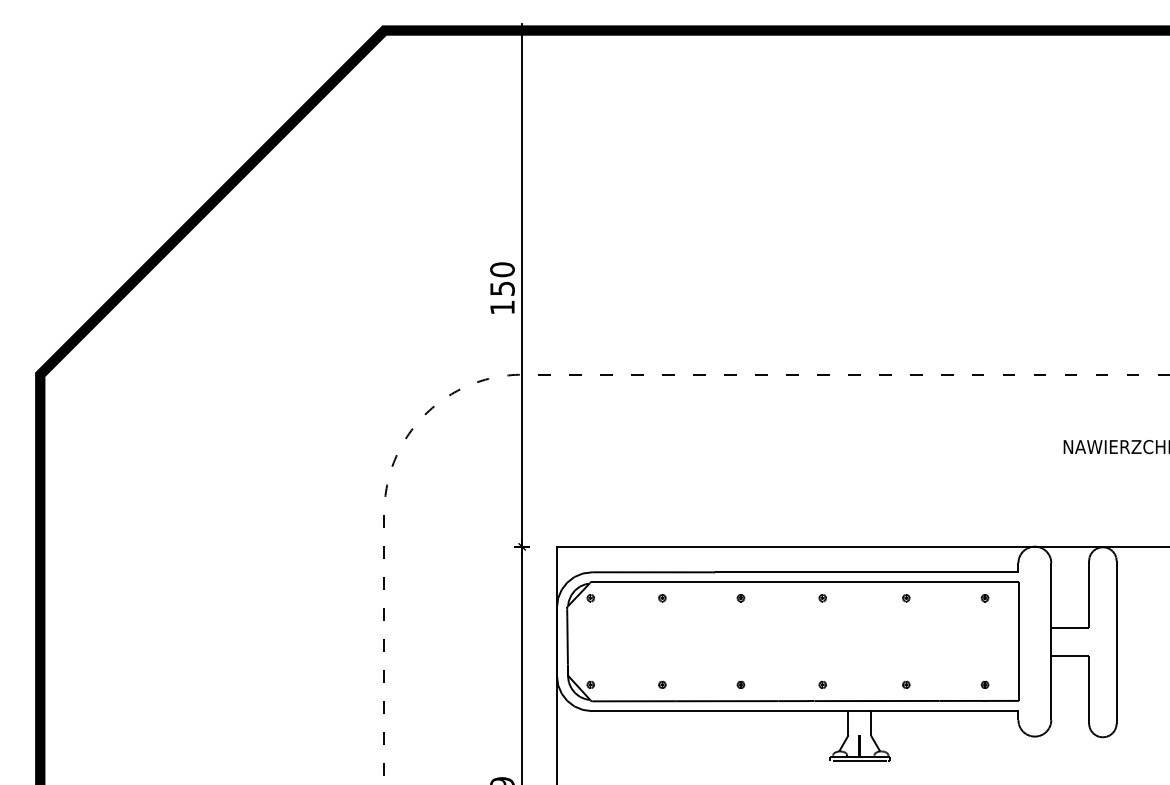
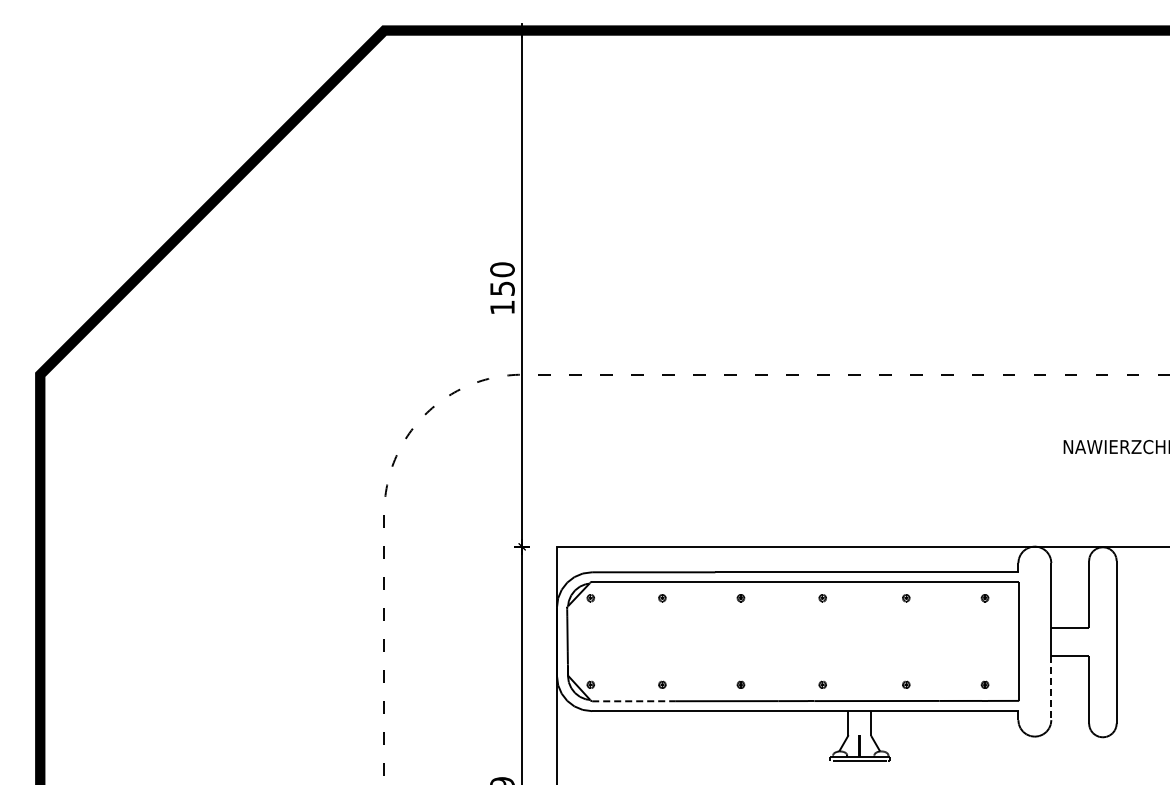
line: solid -> dashed (1051, 688)
line: solid -> dashed (634, 701)
